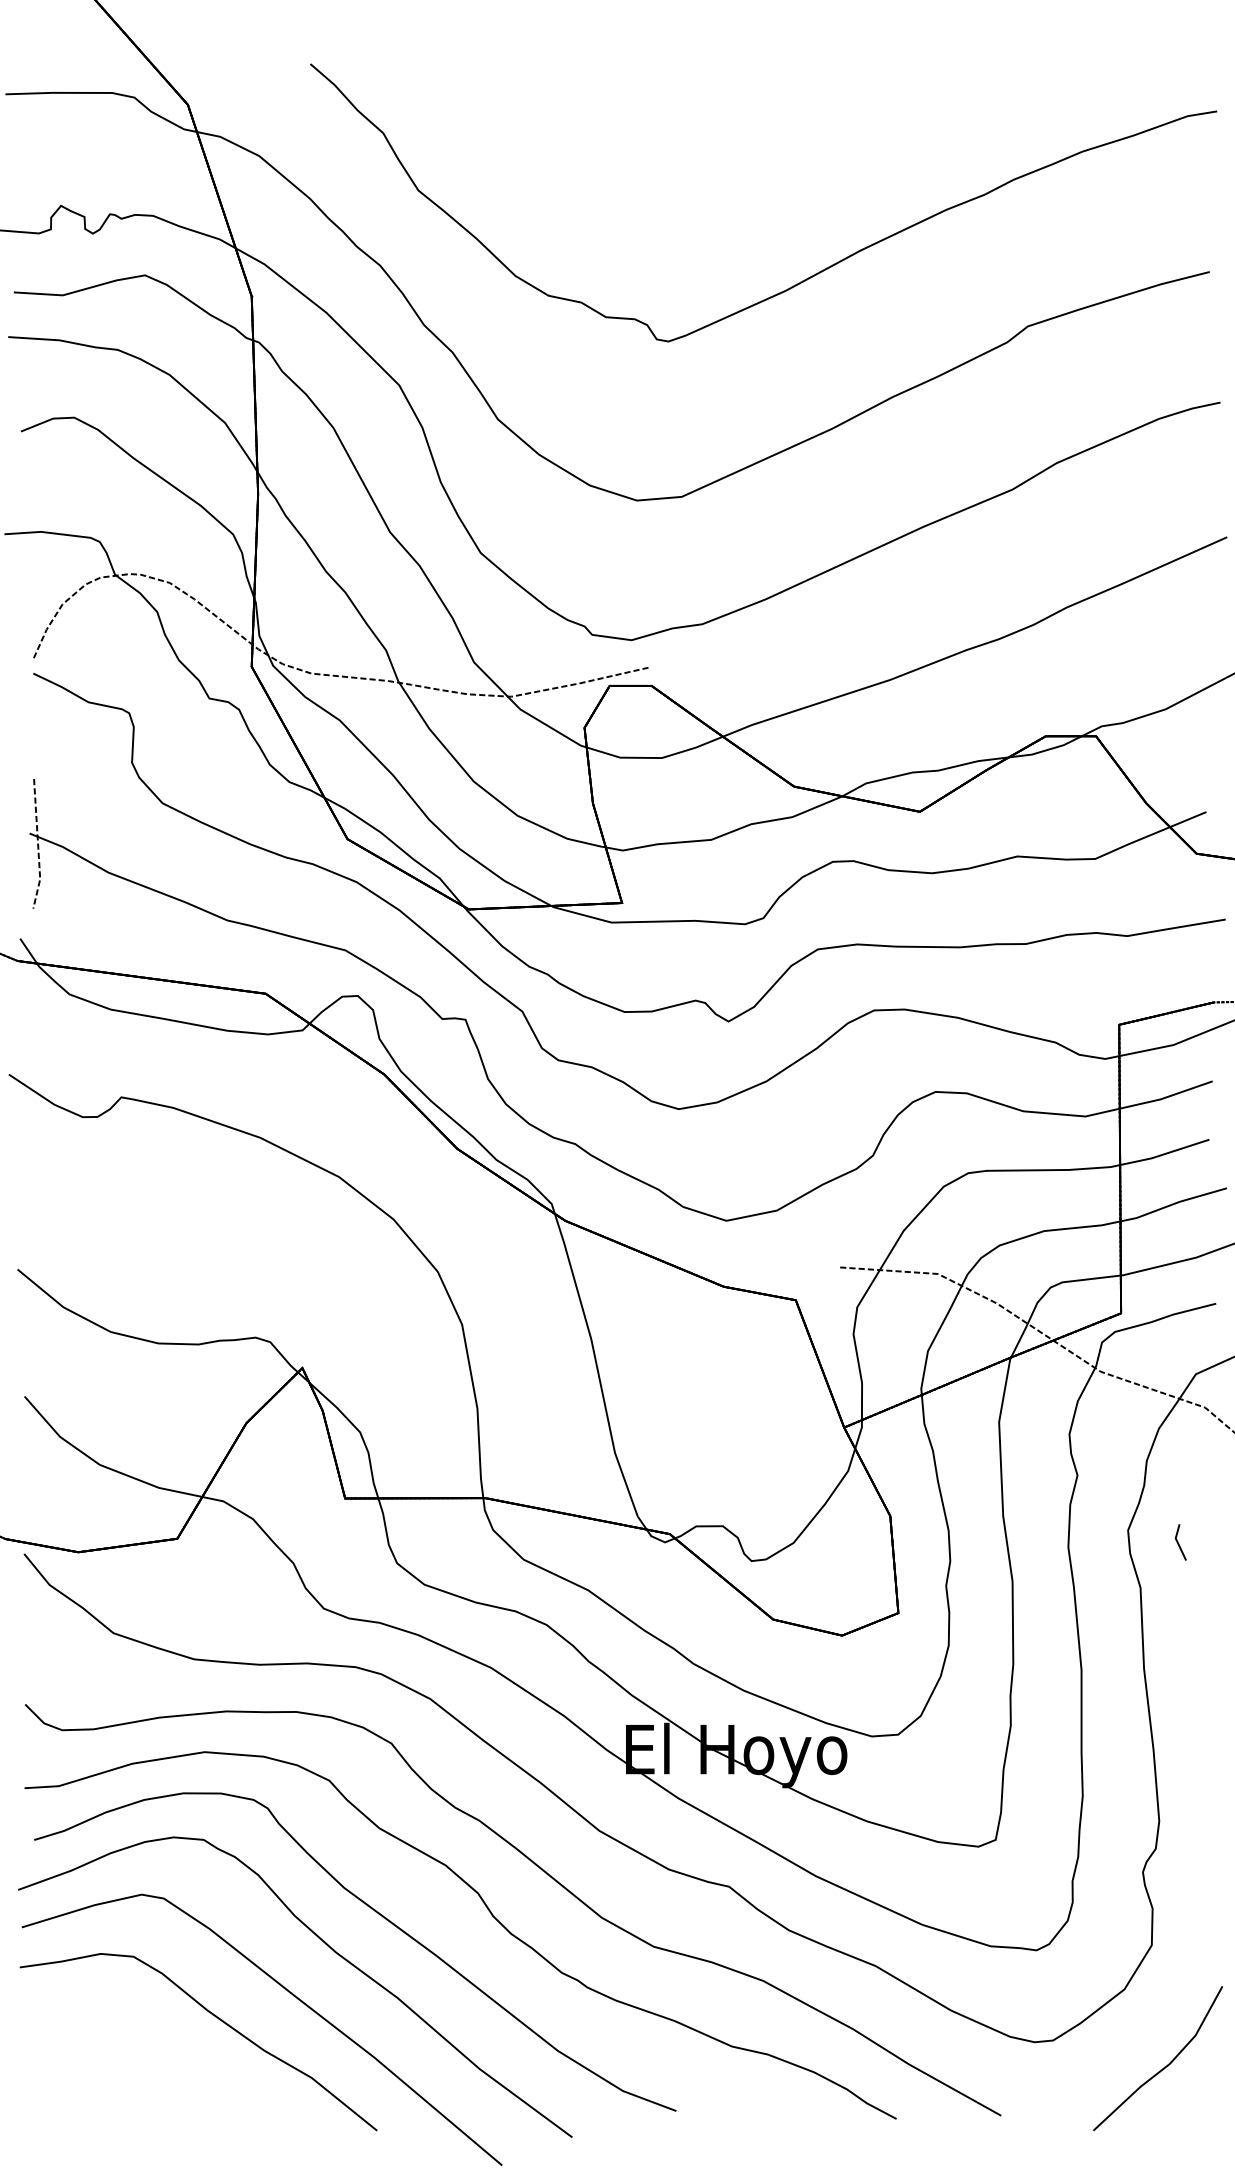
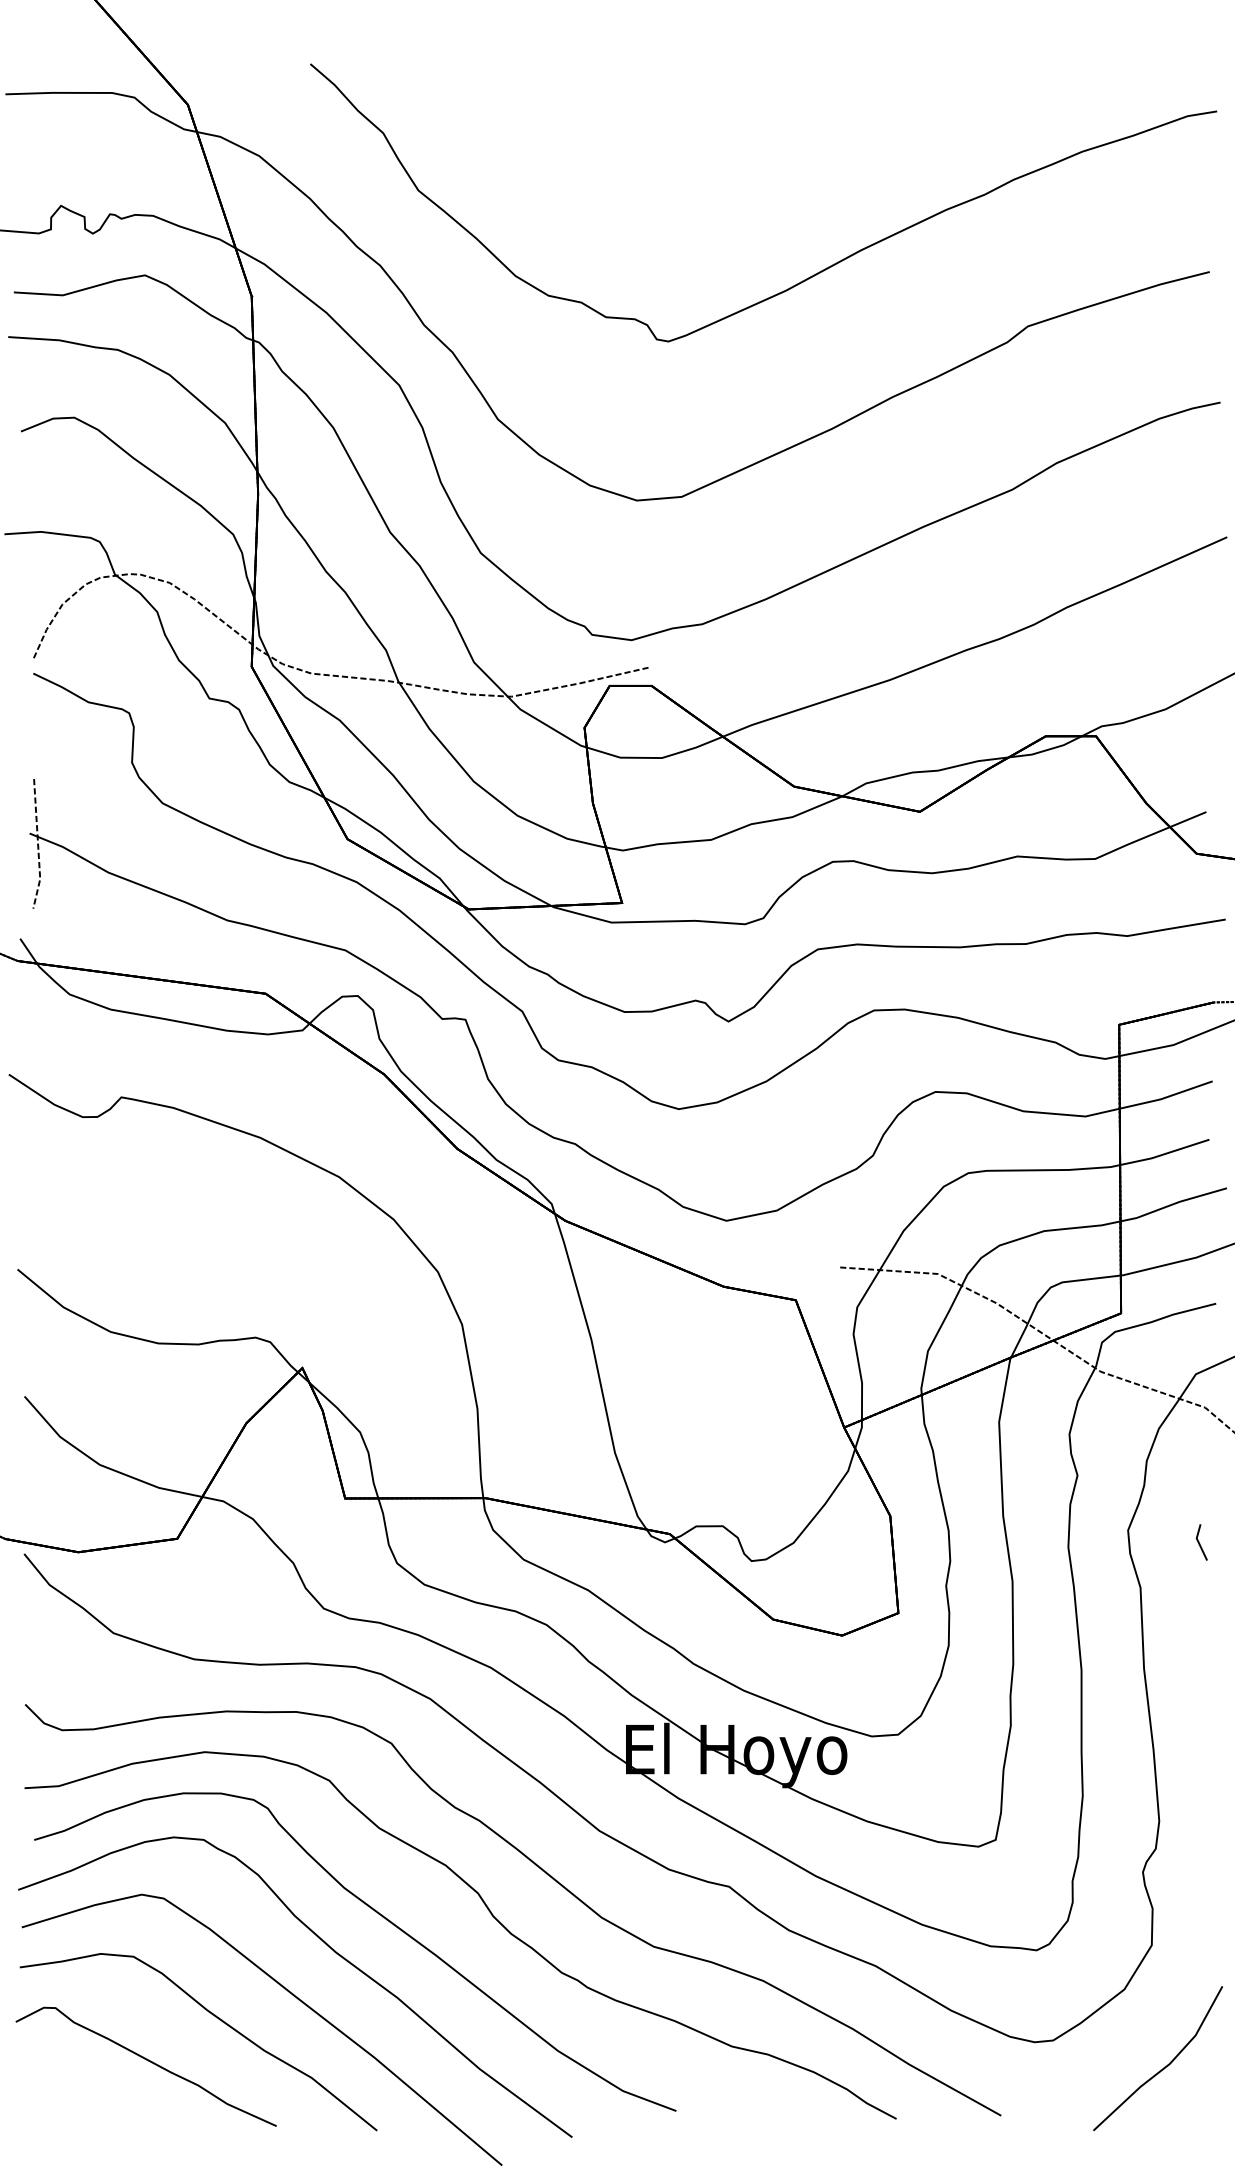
line position: (1179, 1543) -> (1200, 1543) (1200, 1543)
curve: none -> present (148, 2061)
